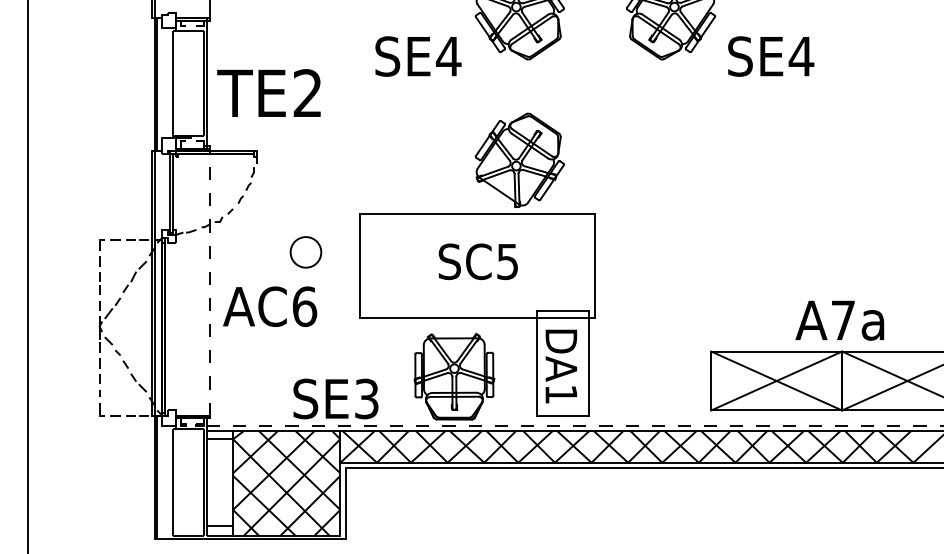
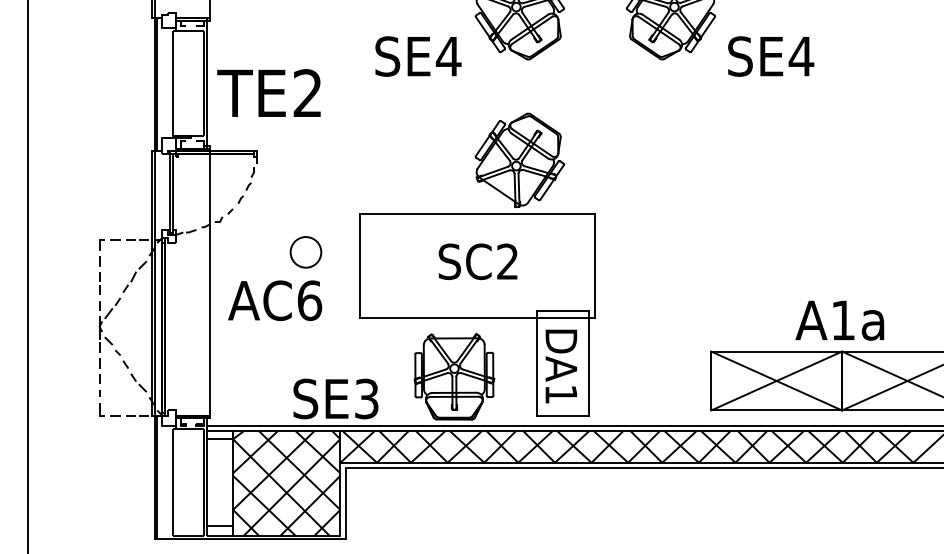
text: SC5 -> SC2 (507, 261)
line: dashed -> solid (209, 283)
text position: (270, 306) -> (275, 300) (275, 300)
text: A7a -> A1a (843, 320)
line: dashed -> solid (575, 426)
